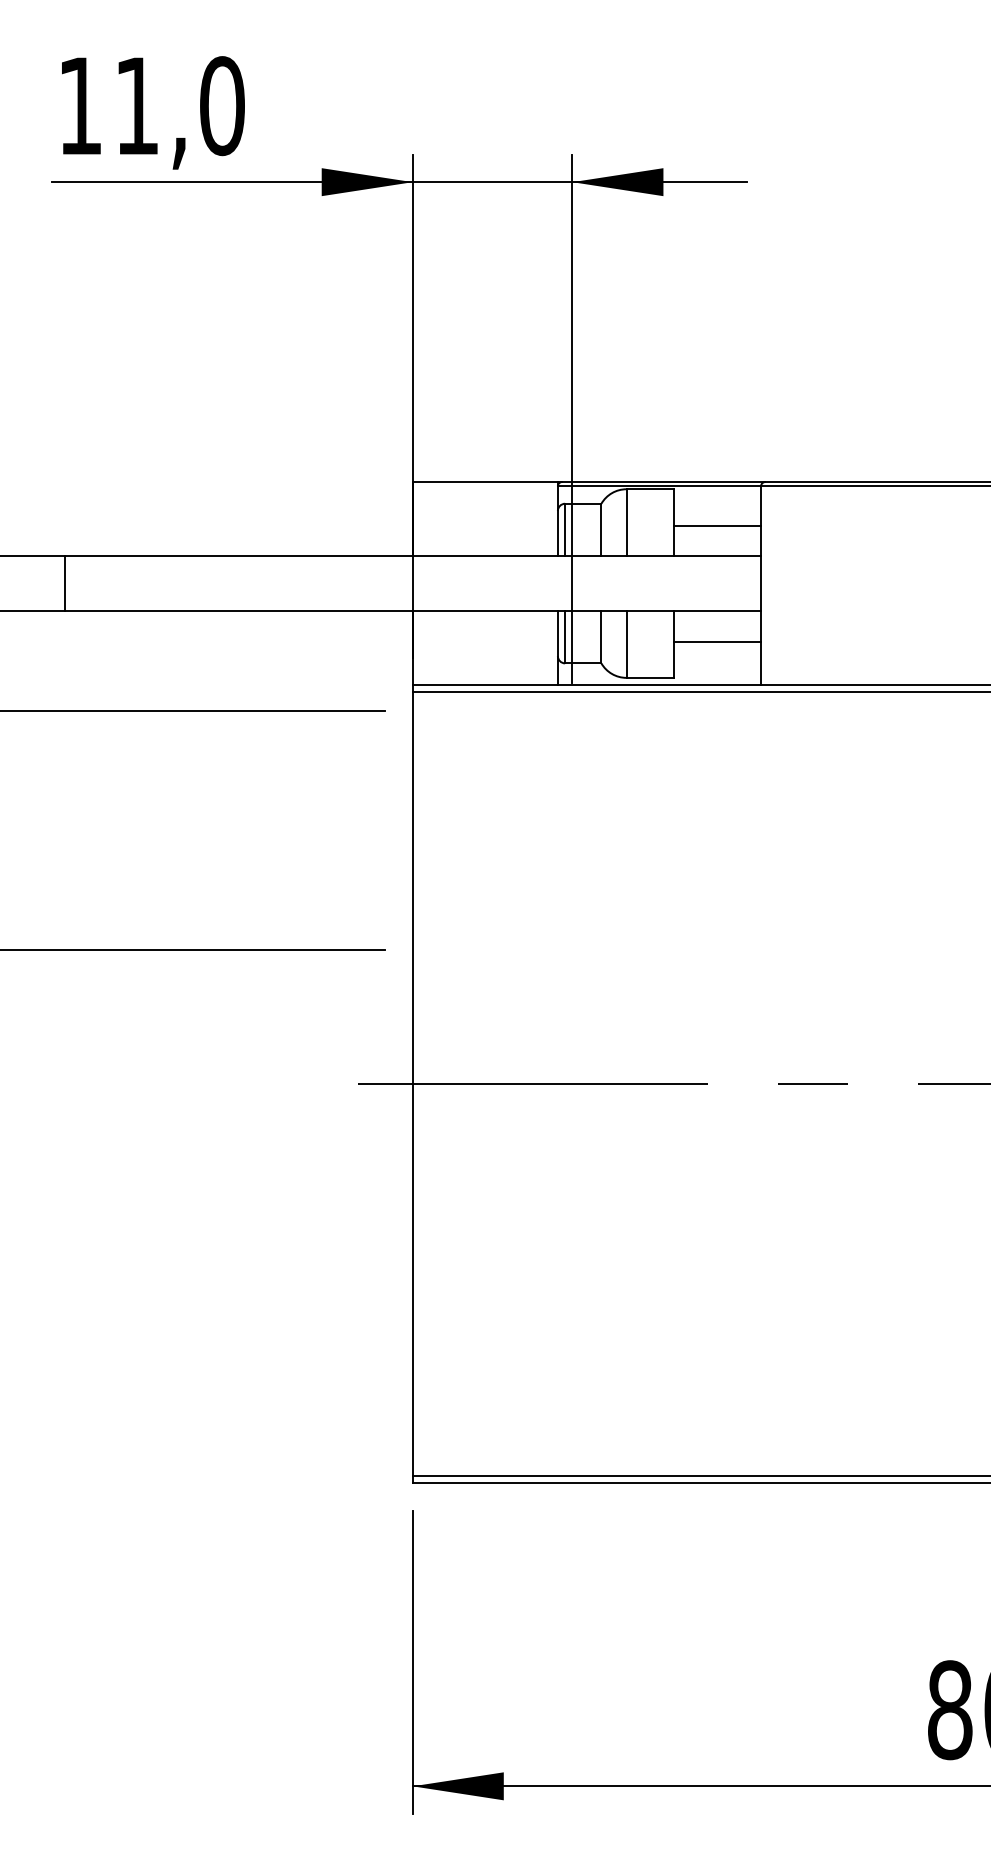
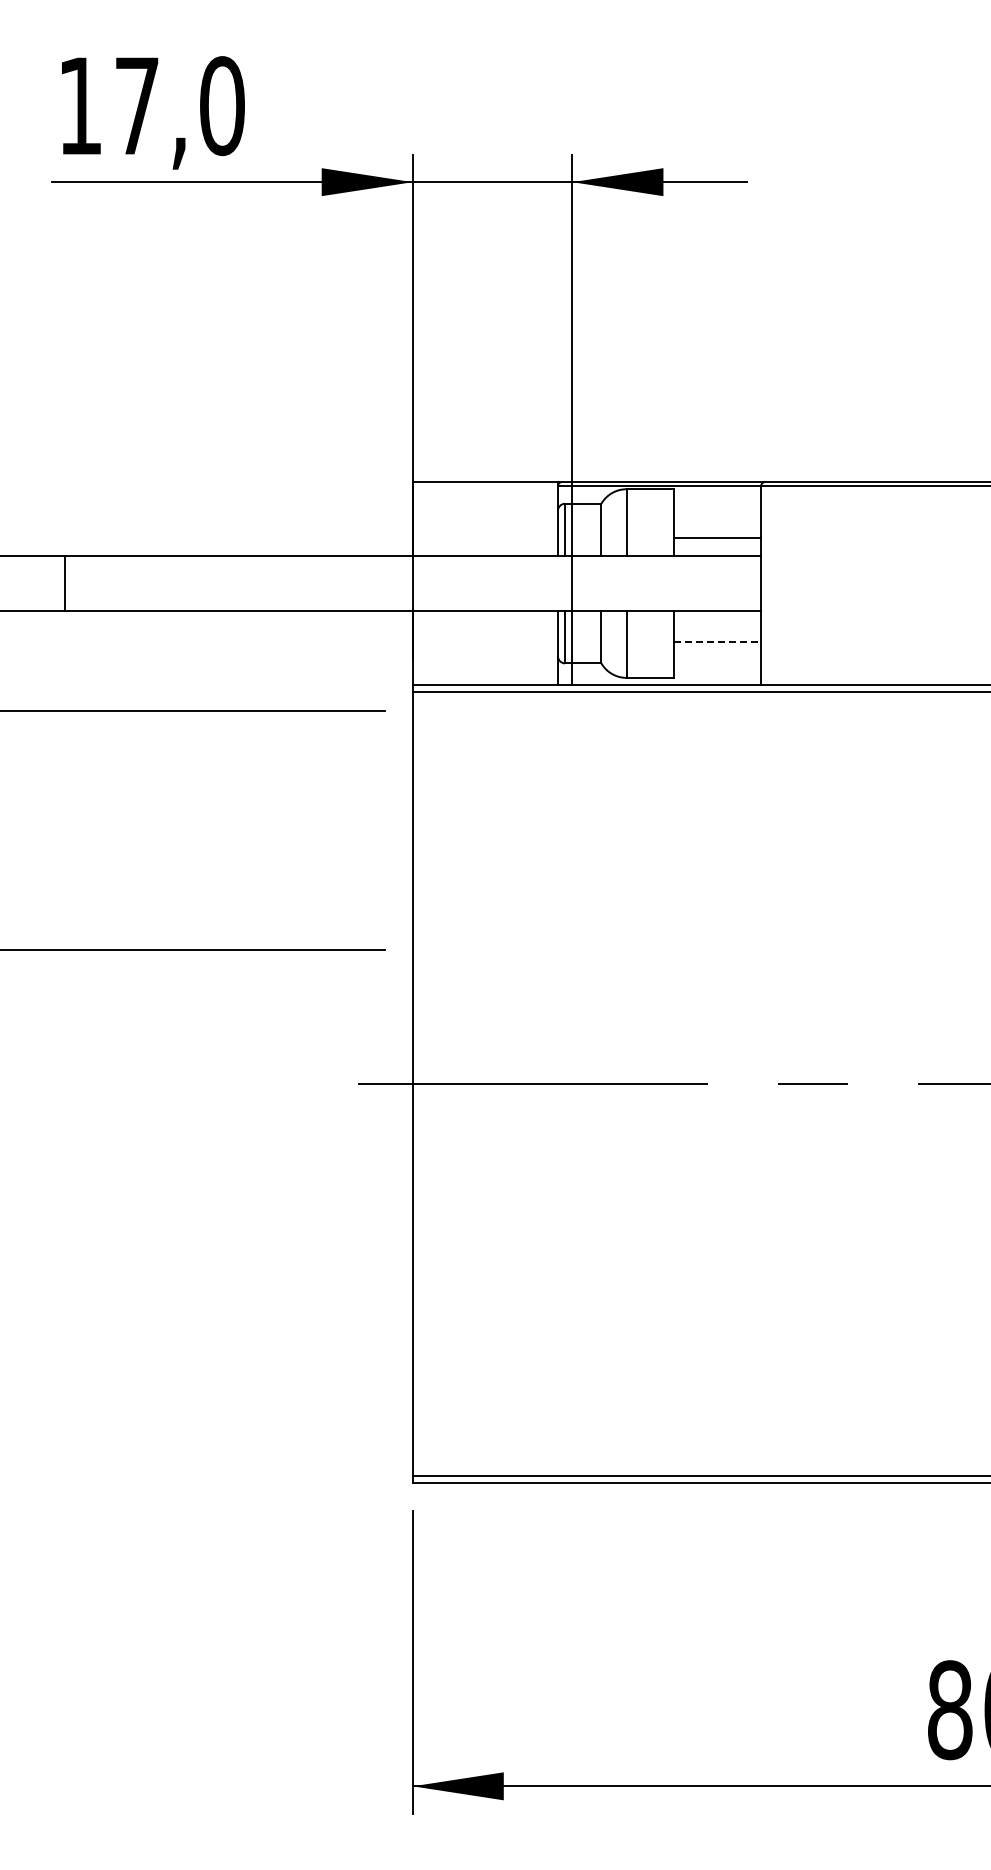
text: 11,0 -> 17,0 (137, 105)
line position: (717, 525) -> (717, 537) (717, 537)
line: solid -> dashed (717, 641)
